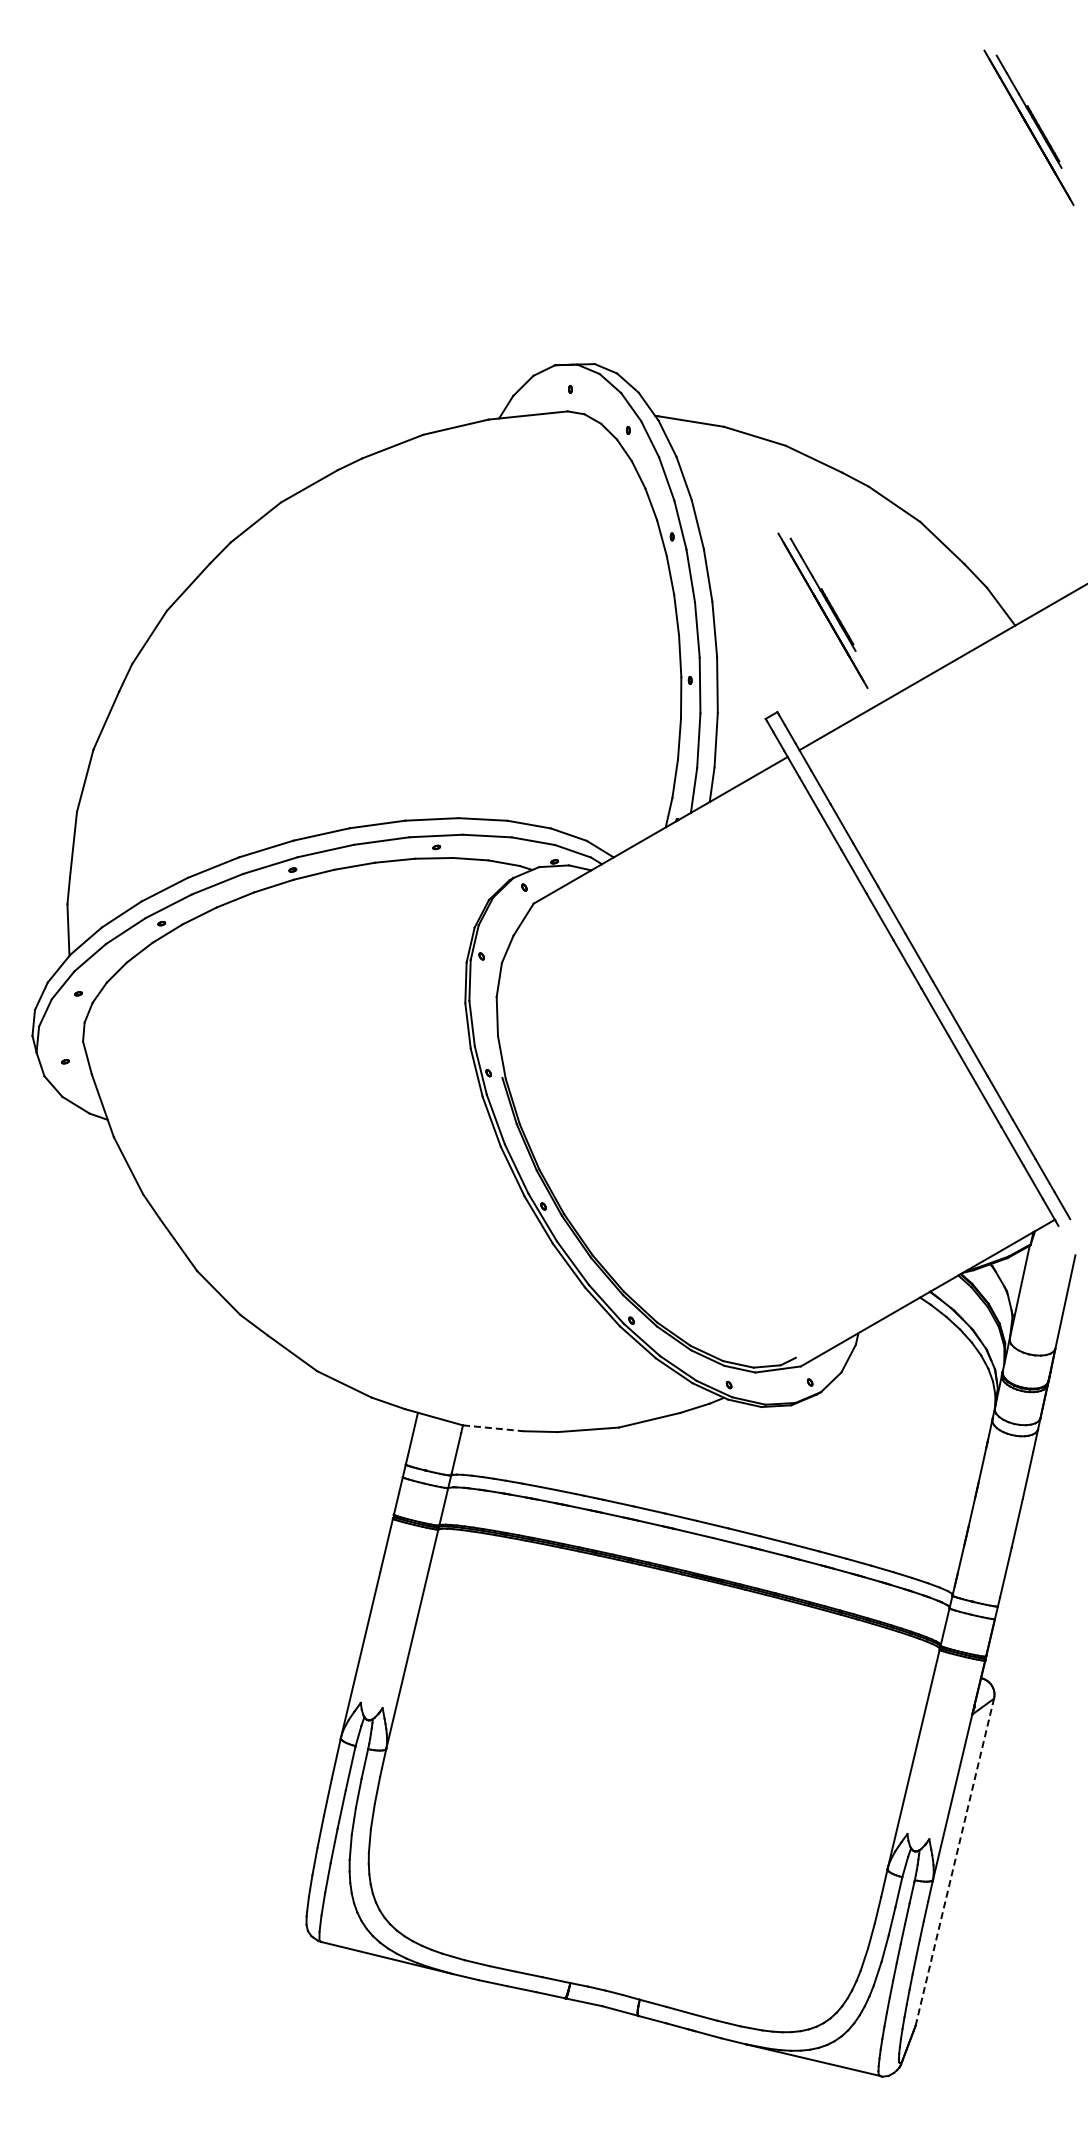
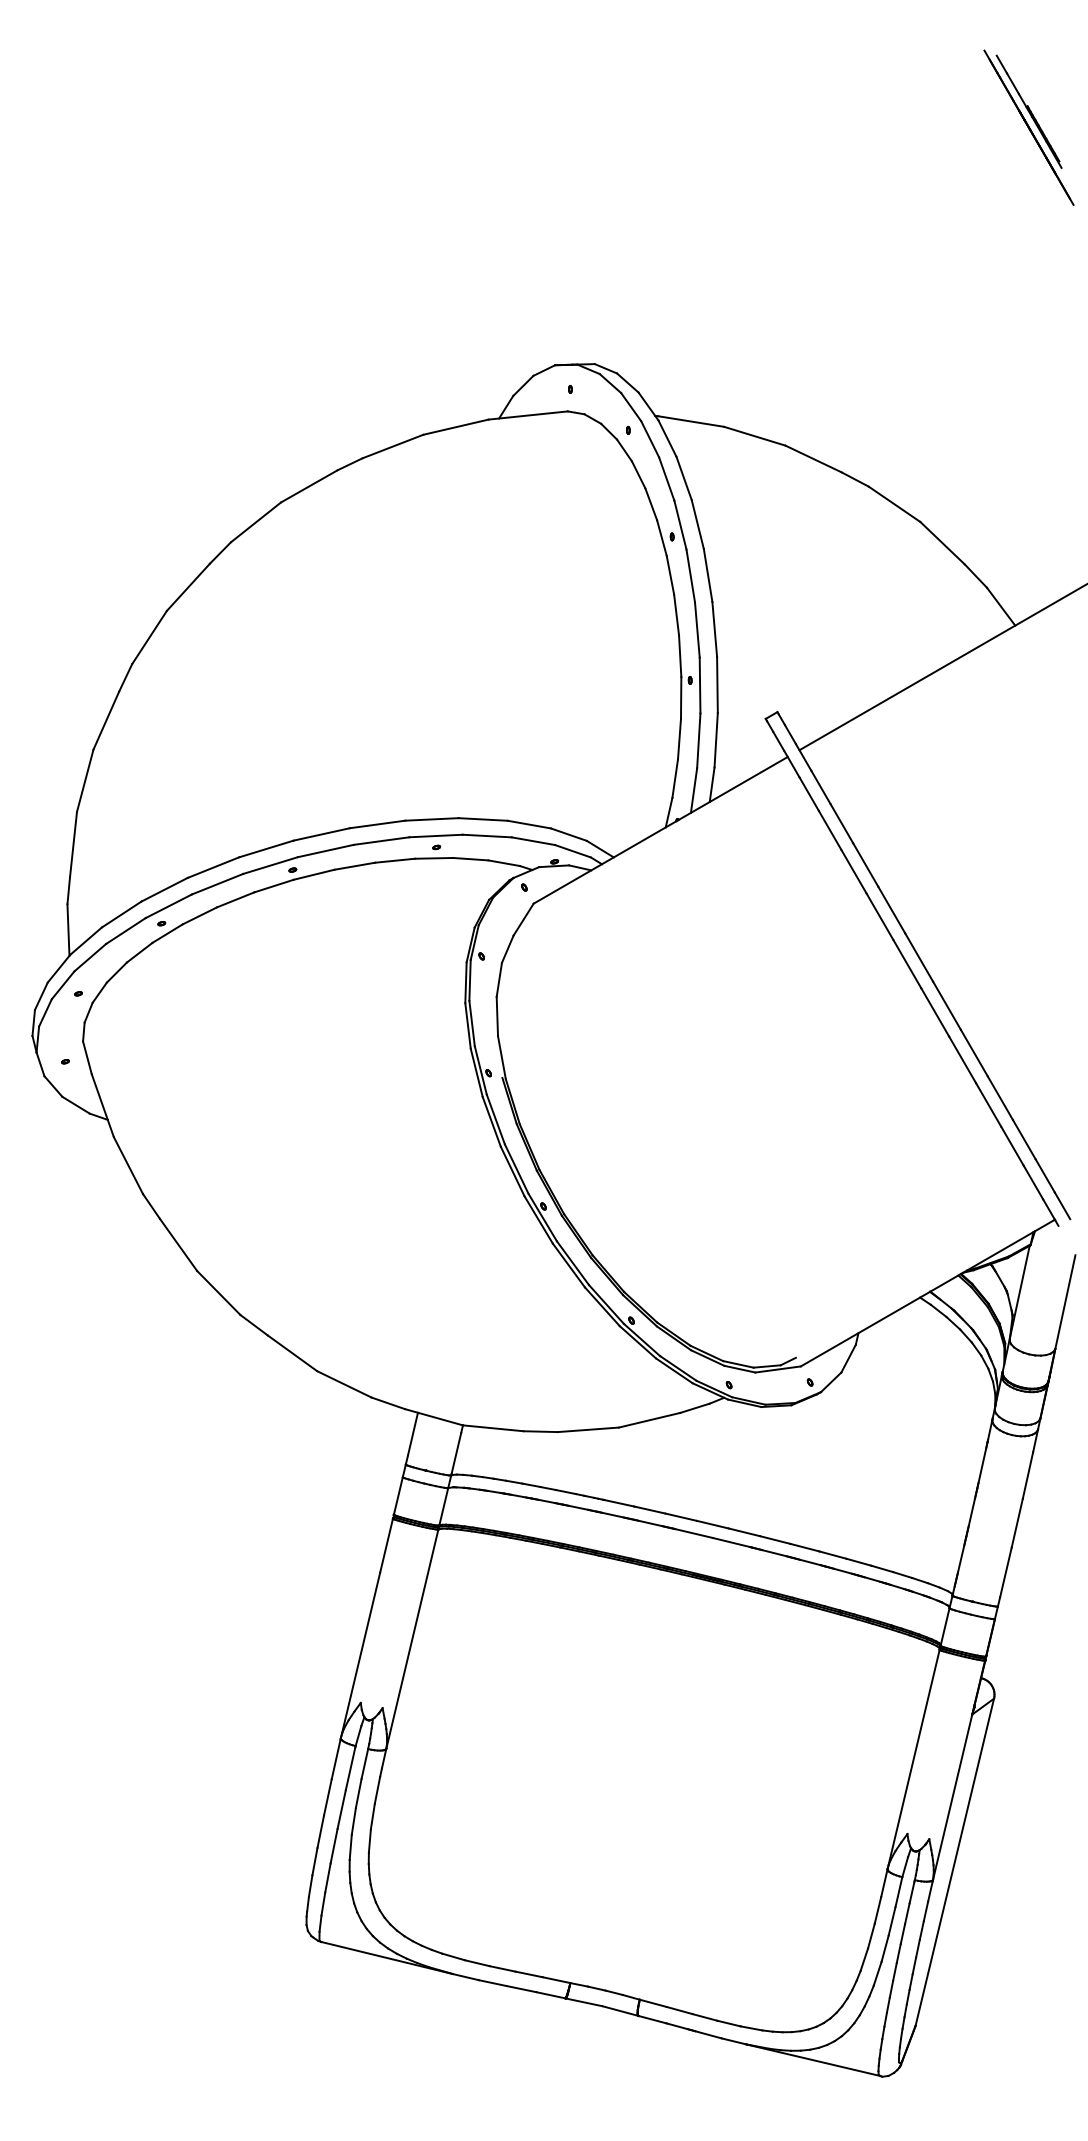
part: present -> none (822, 610)
line: dashed -> solid (493, 1428)
line: dashed -> solid (954, 1861)
